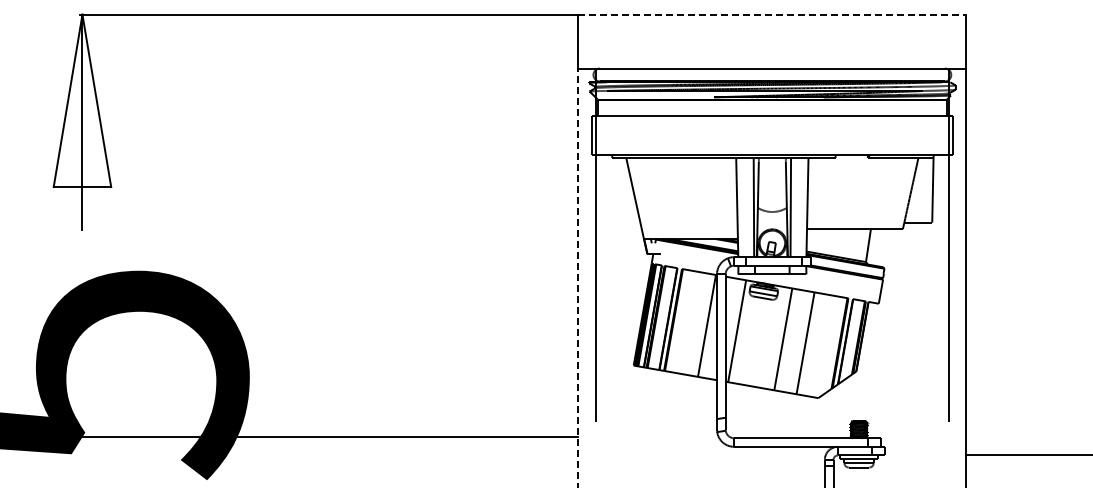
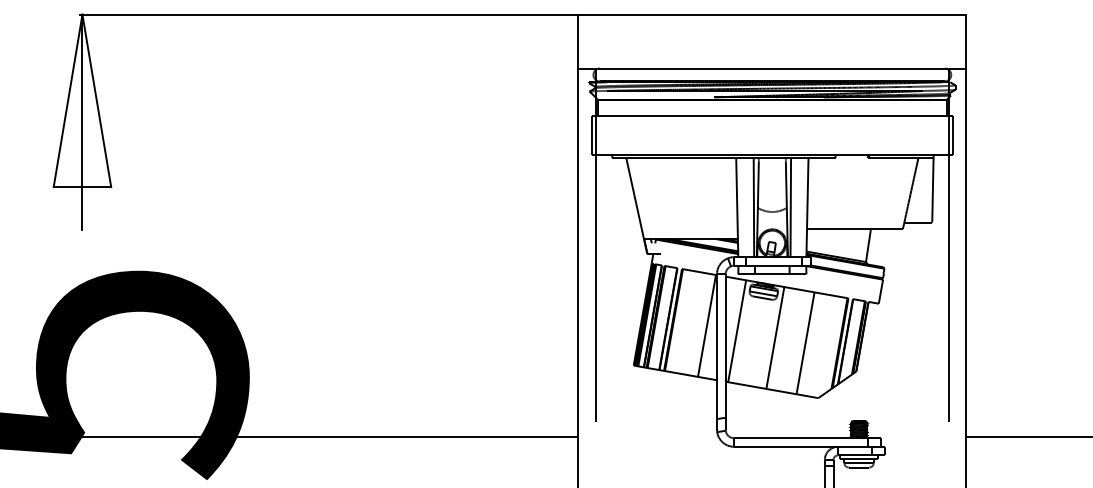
line: dashed -> solid (772, 14)
line: dashed -> solid (578, 277)
line position: (783, 338) -> (775, 337) (775, 337)
line position: (1027, 455) -> (1027, 437) (1027, 437)
